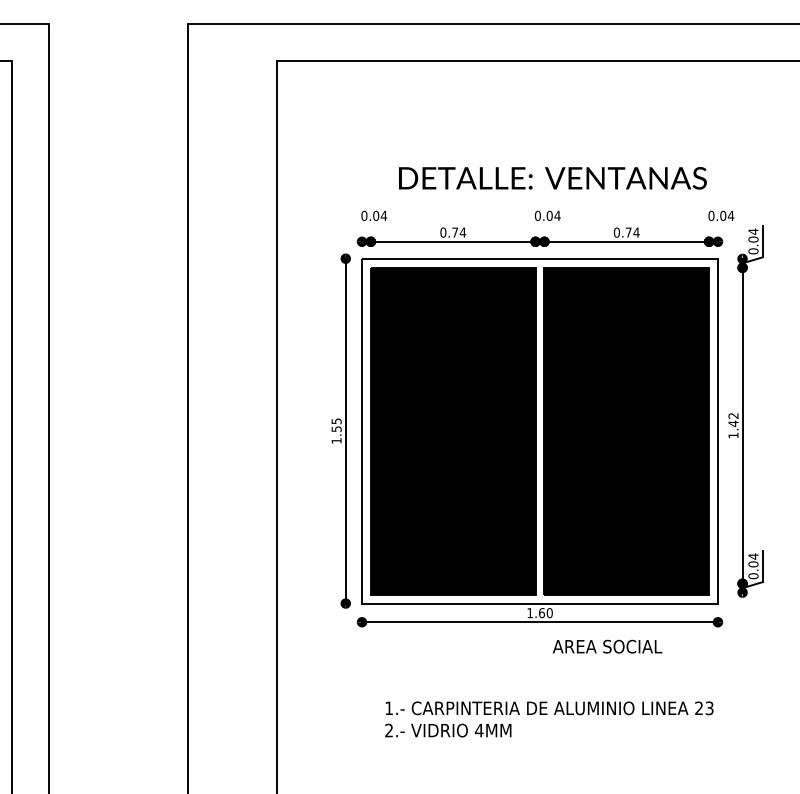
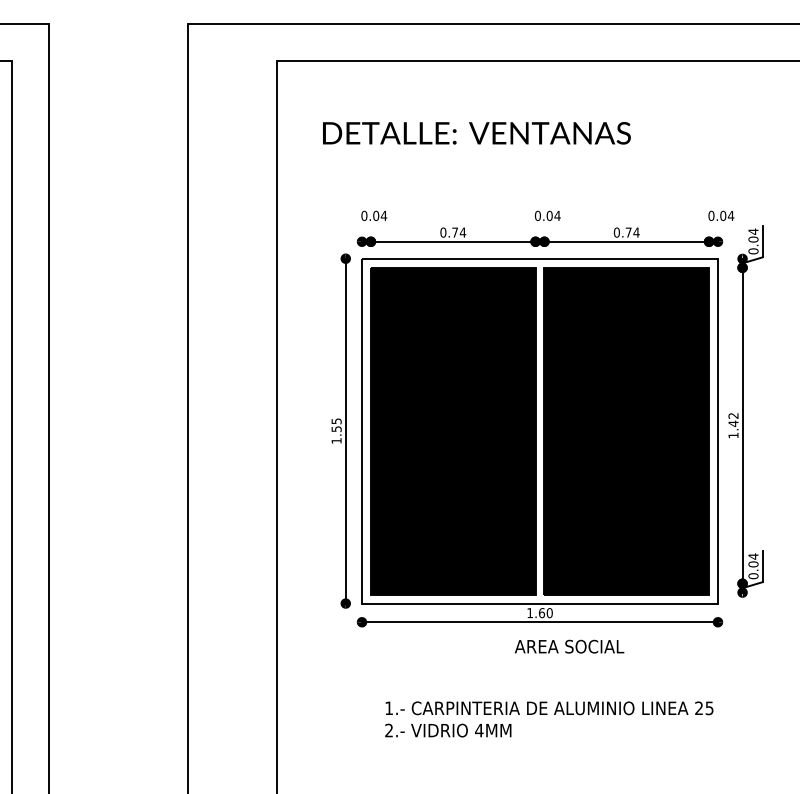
text position: (552, 178) -> (476, 133) (476, 133)
text position: (607, 646) -> (569, 646) (569, 646)
text: 23 -> 25 (709, 707)
